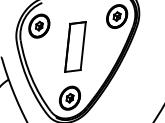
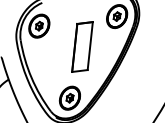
part position: (75, 46) -> (82, 46) (82, 46)
